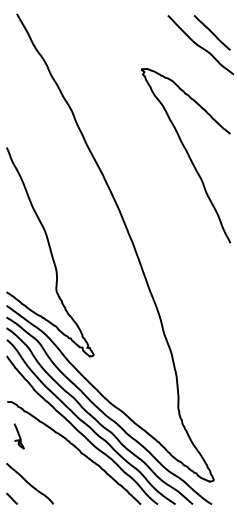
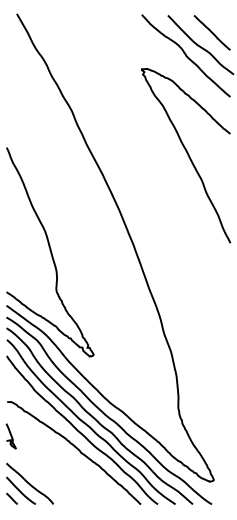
curve: none -> present (185, 55)
curve position: (18, 436) -> (10, 436) (10, 436)
curve: none -> present (20, 490)
